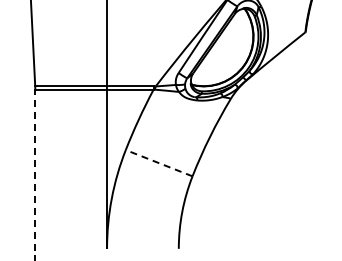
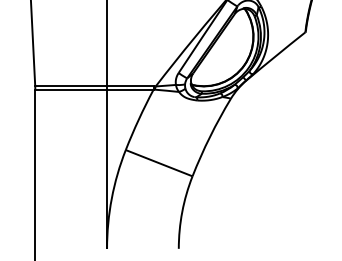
line: dashed -> solid (159, 163)
line: dashed -> solid (35, 174)
